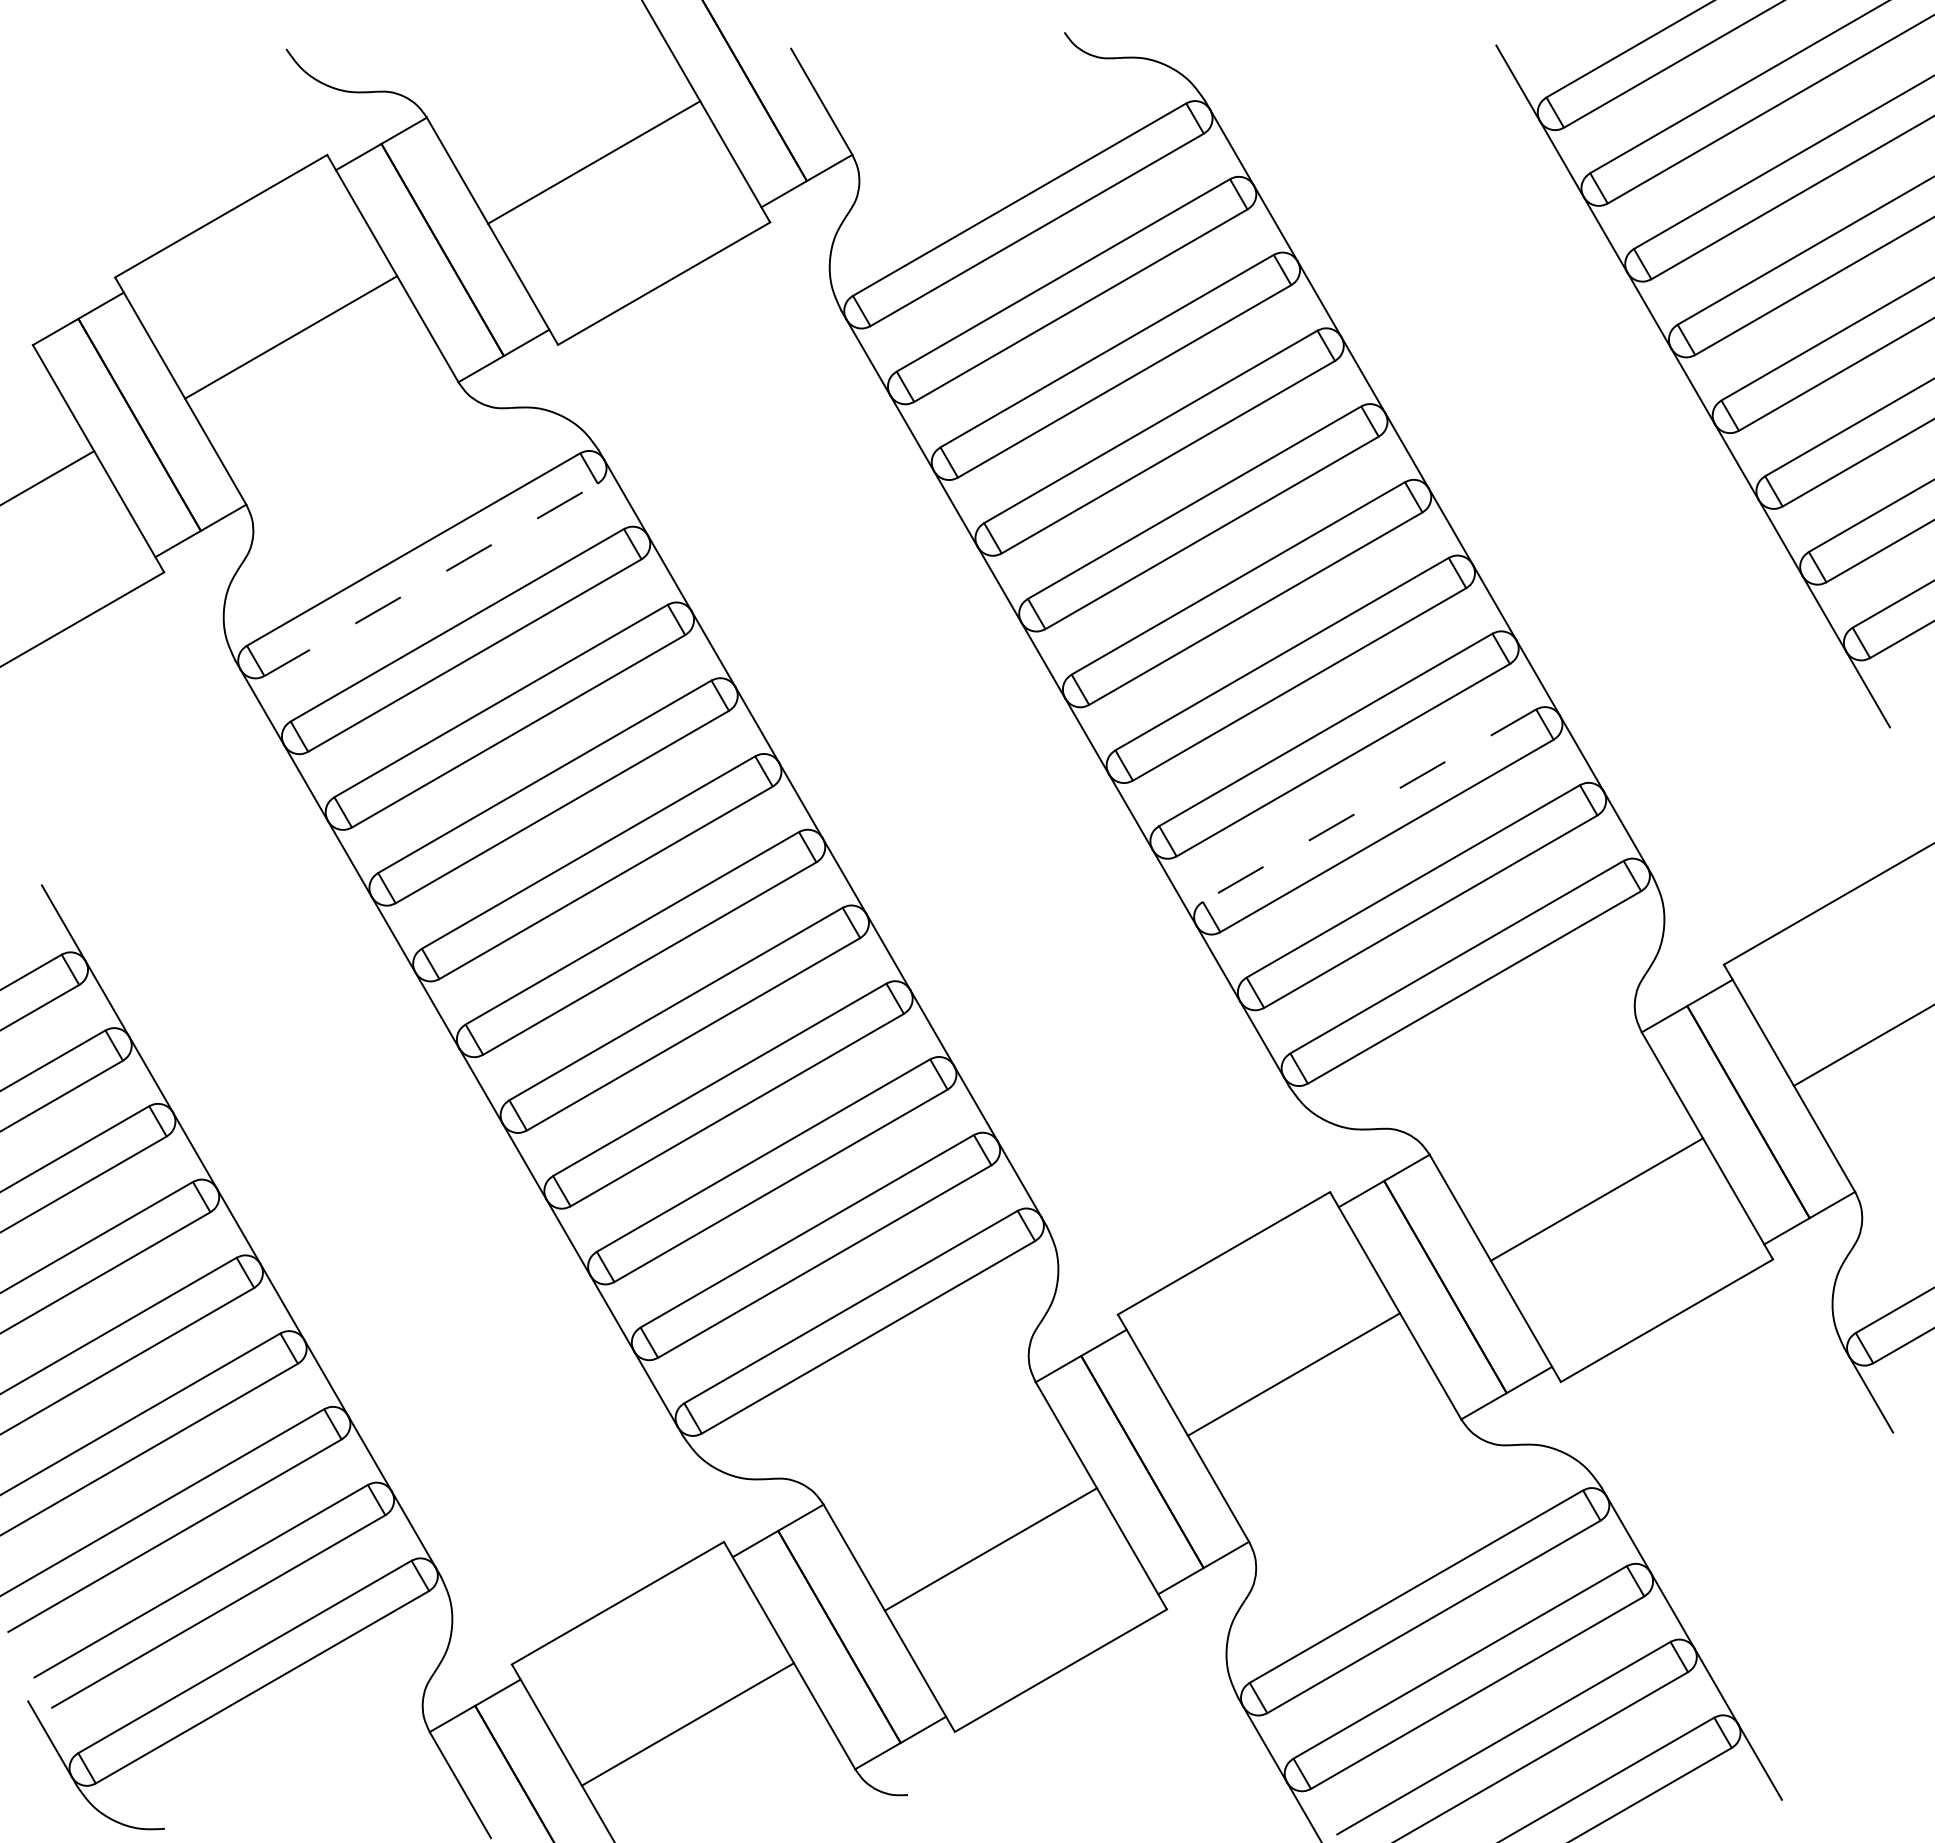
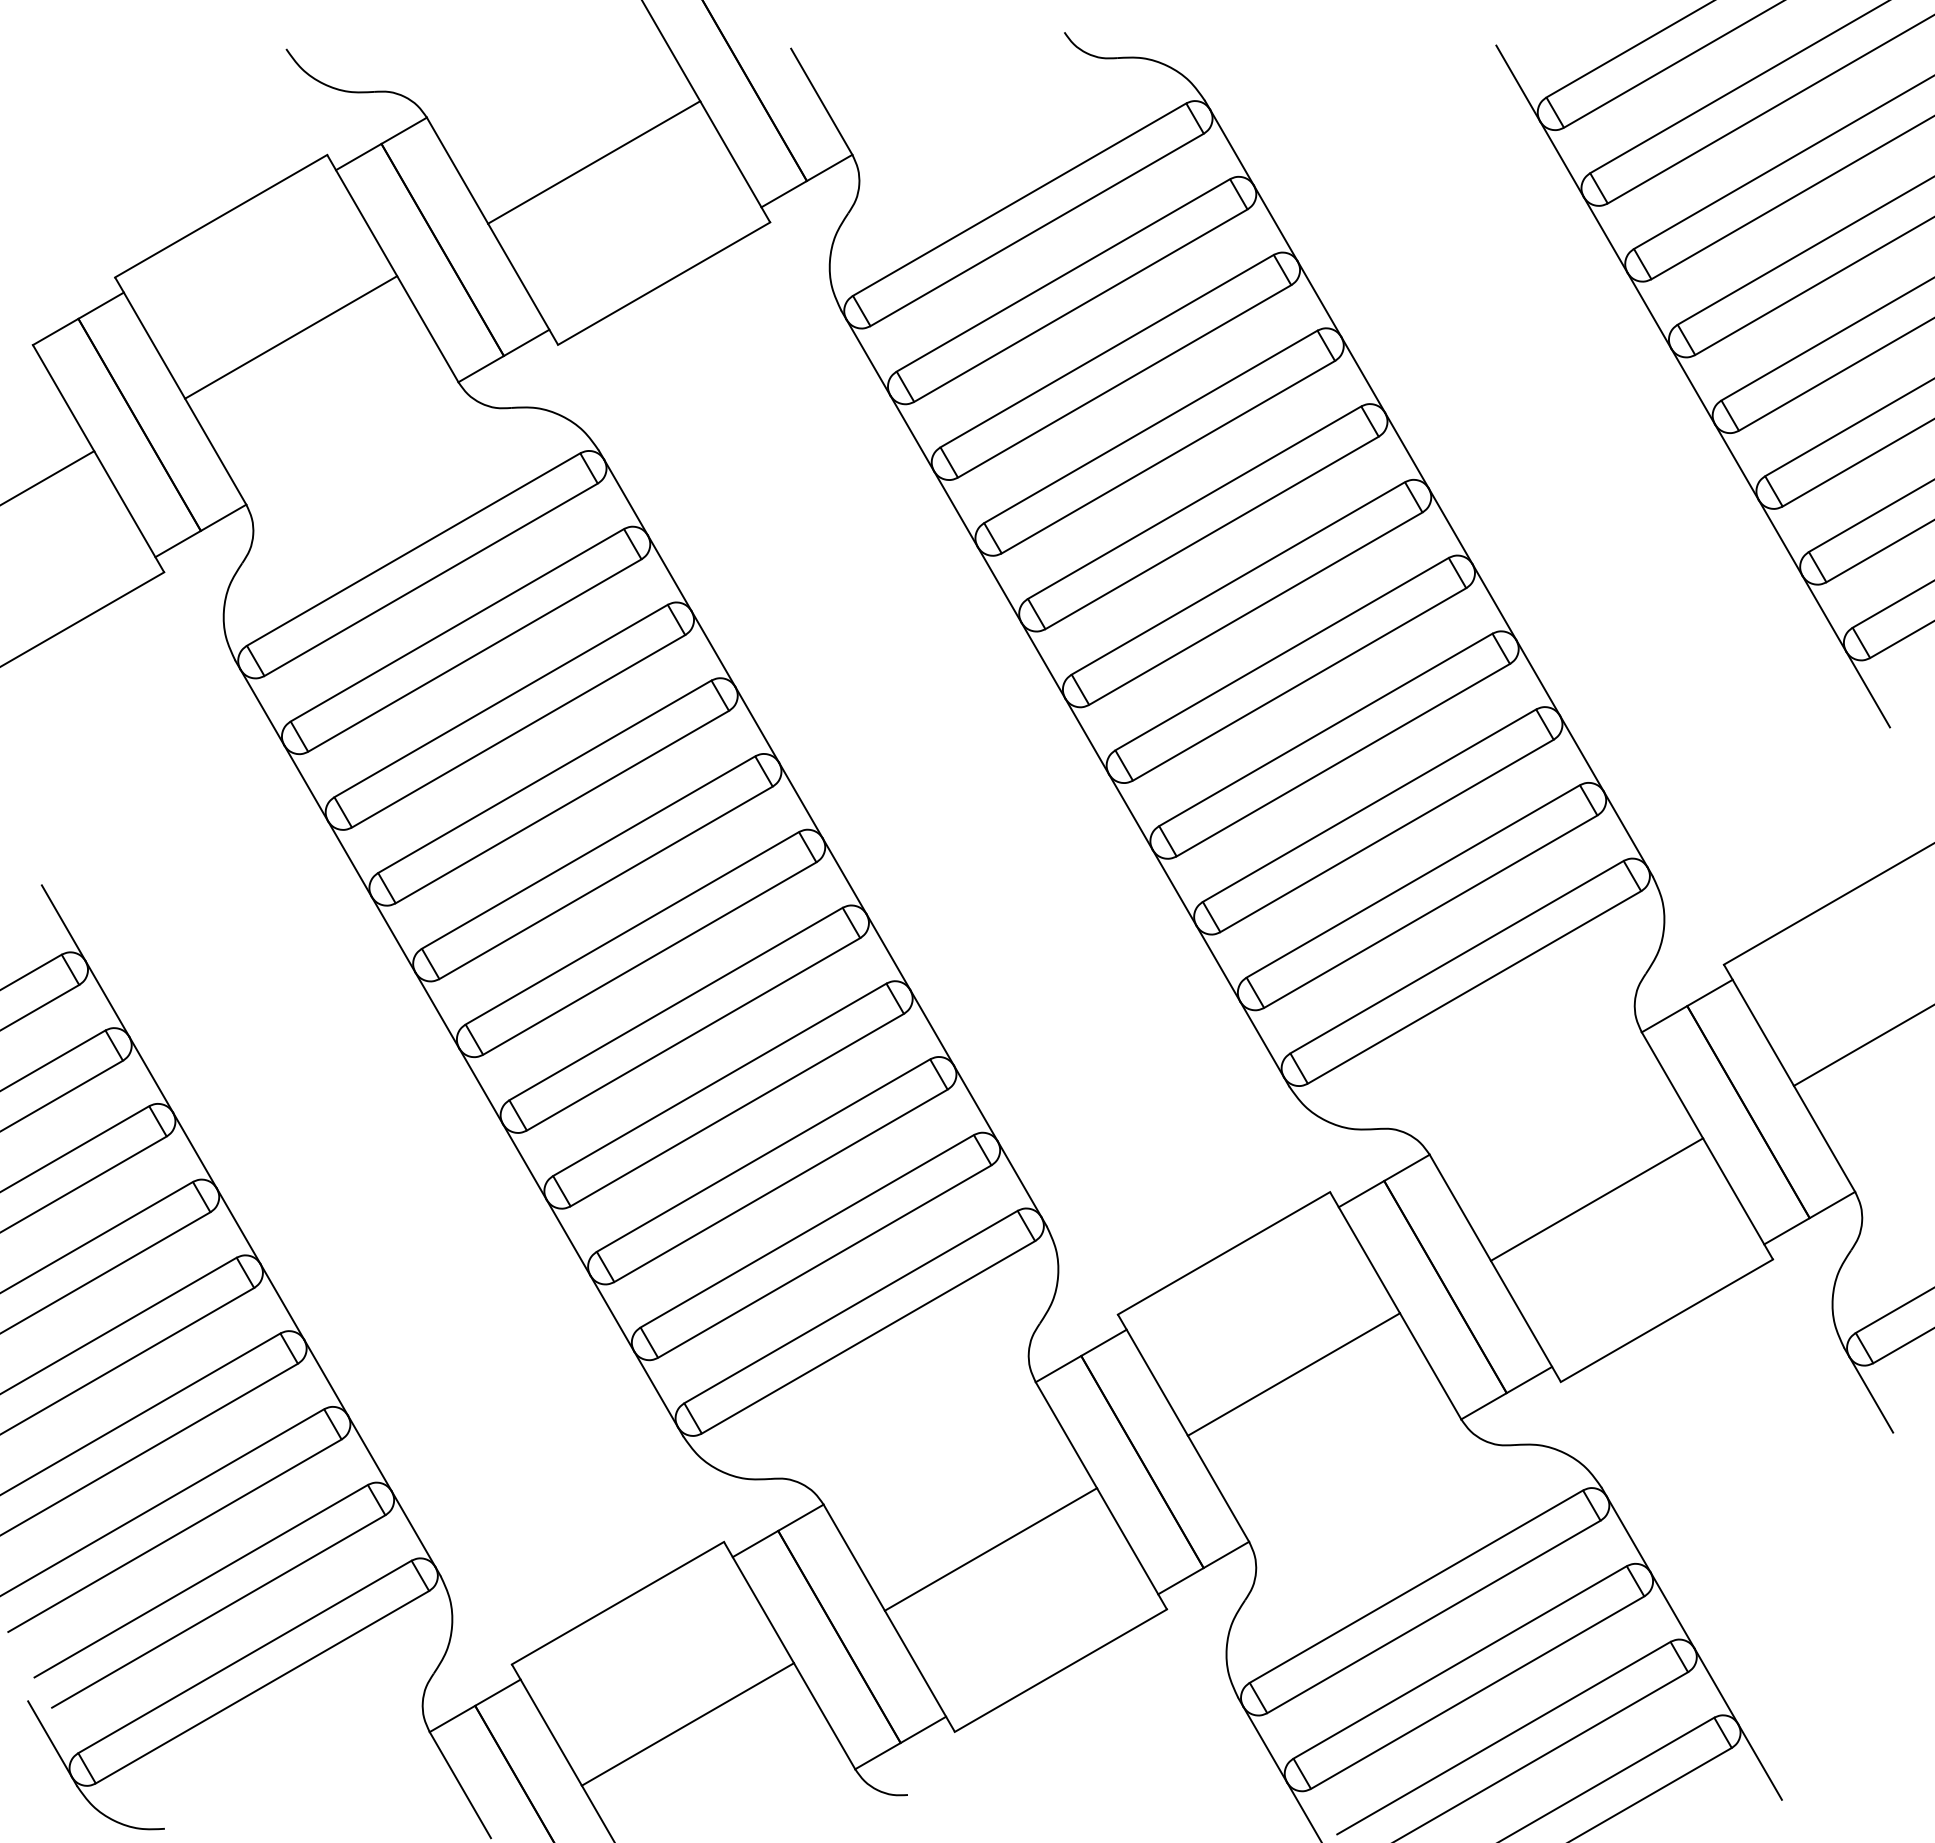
line: dashed -> solid (431, 579)
line: dashed -> solid (1369, 805)
